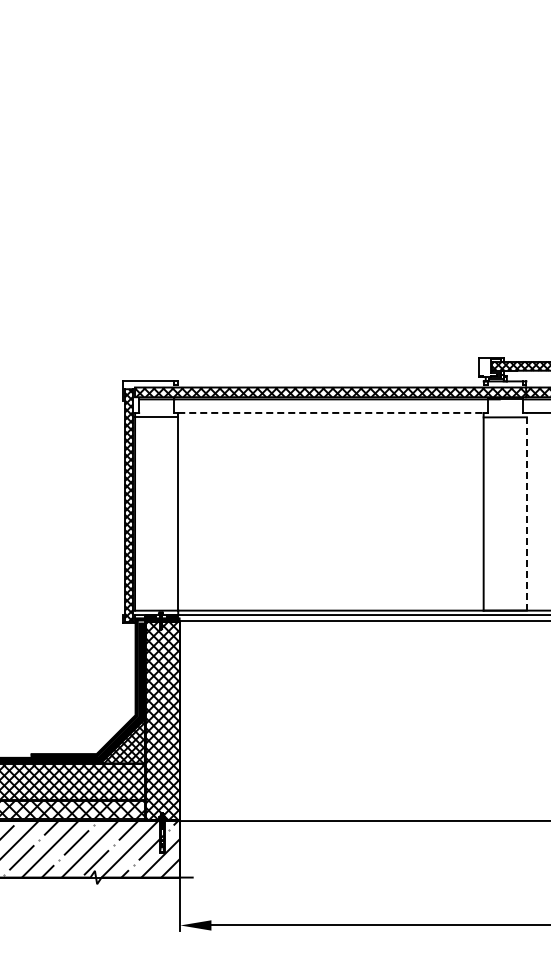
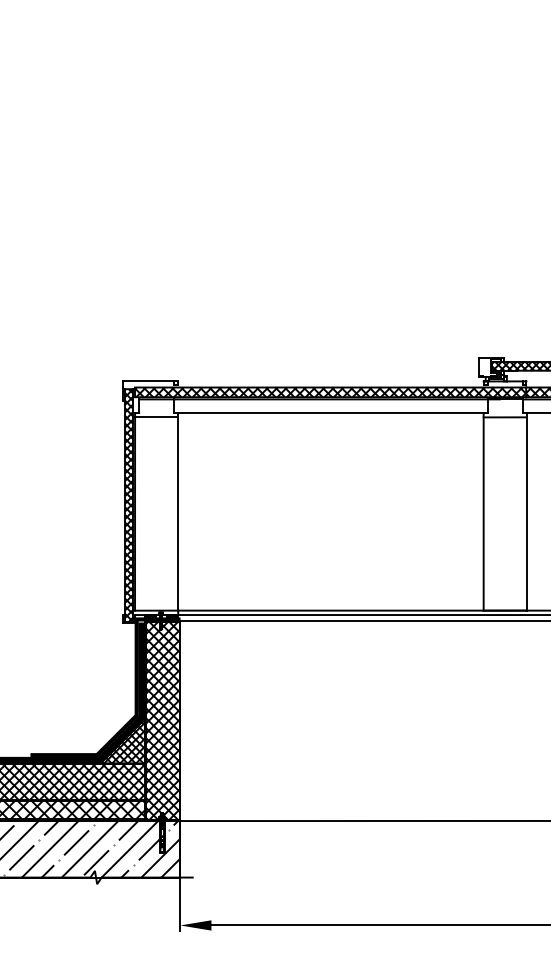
line: dashed -> solid (333, 412)
line: dashed -> solid (526, 511)
